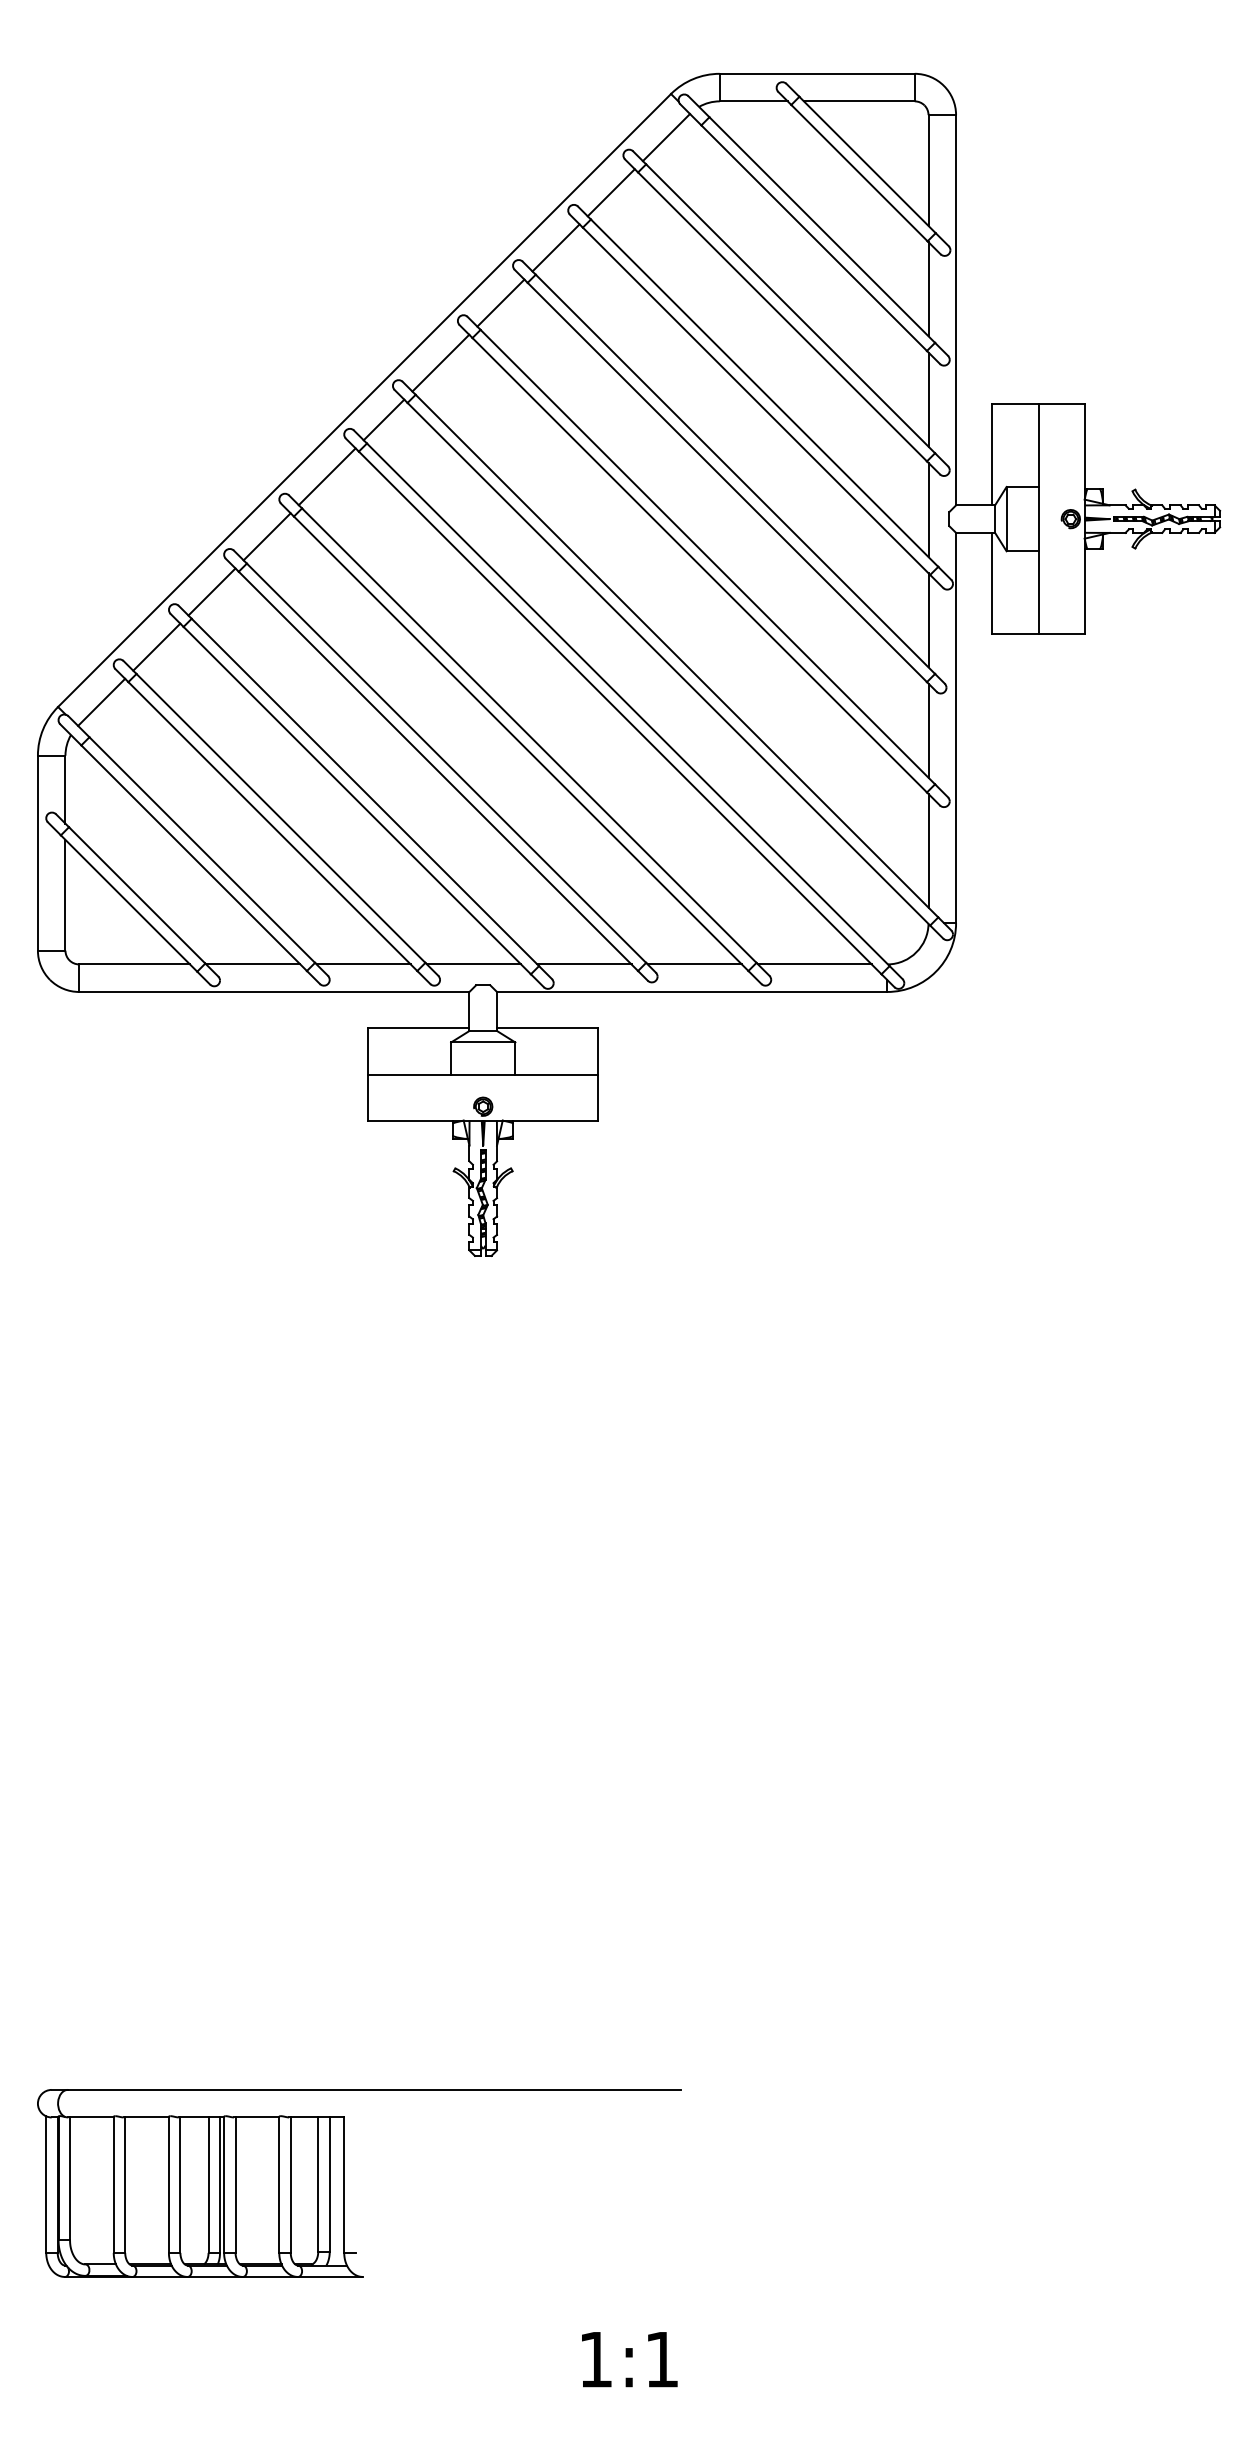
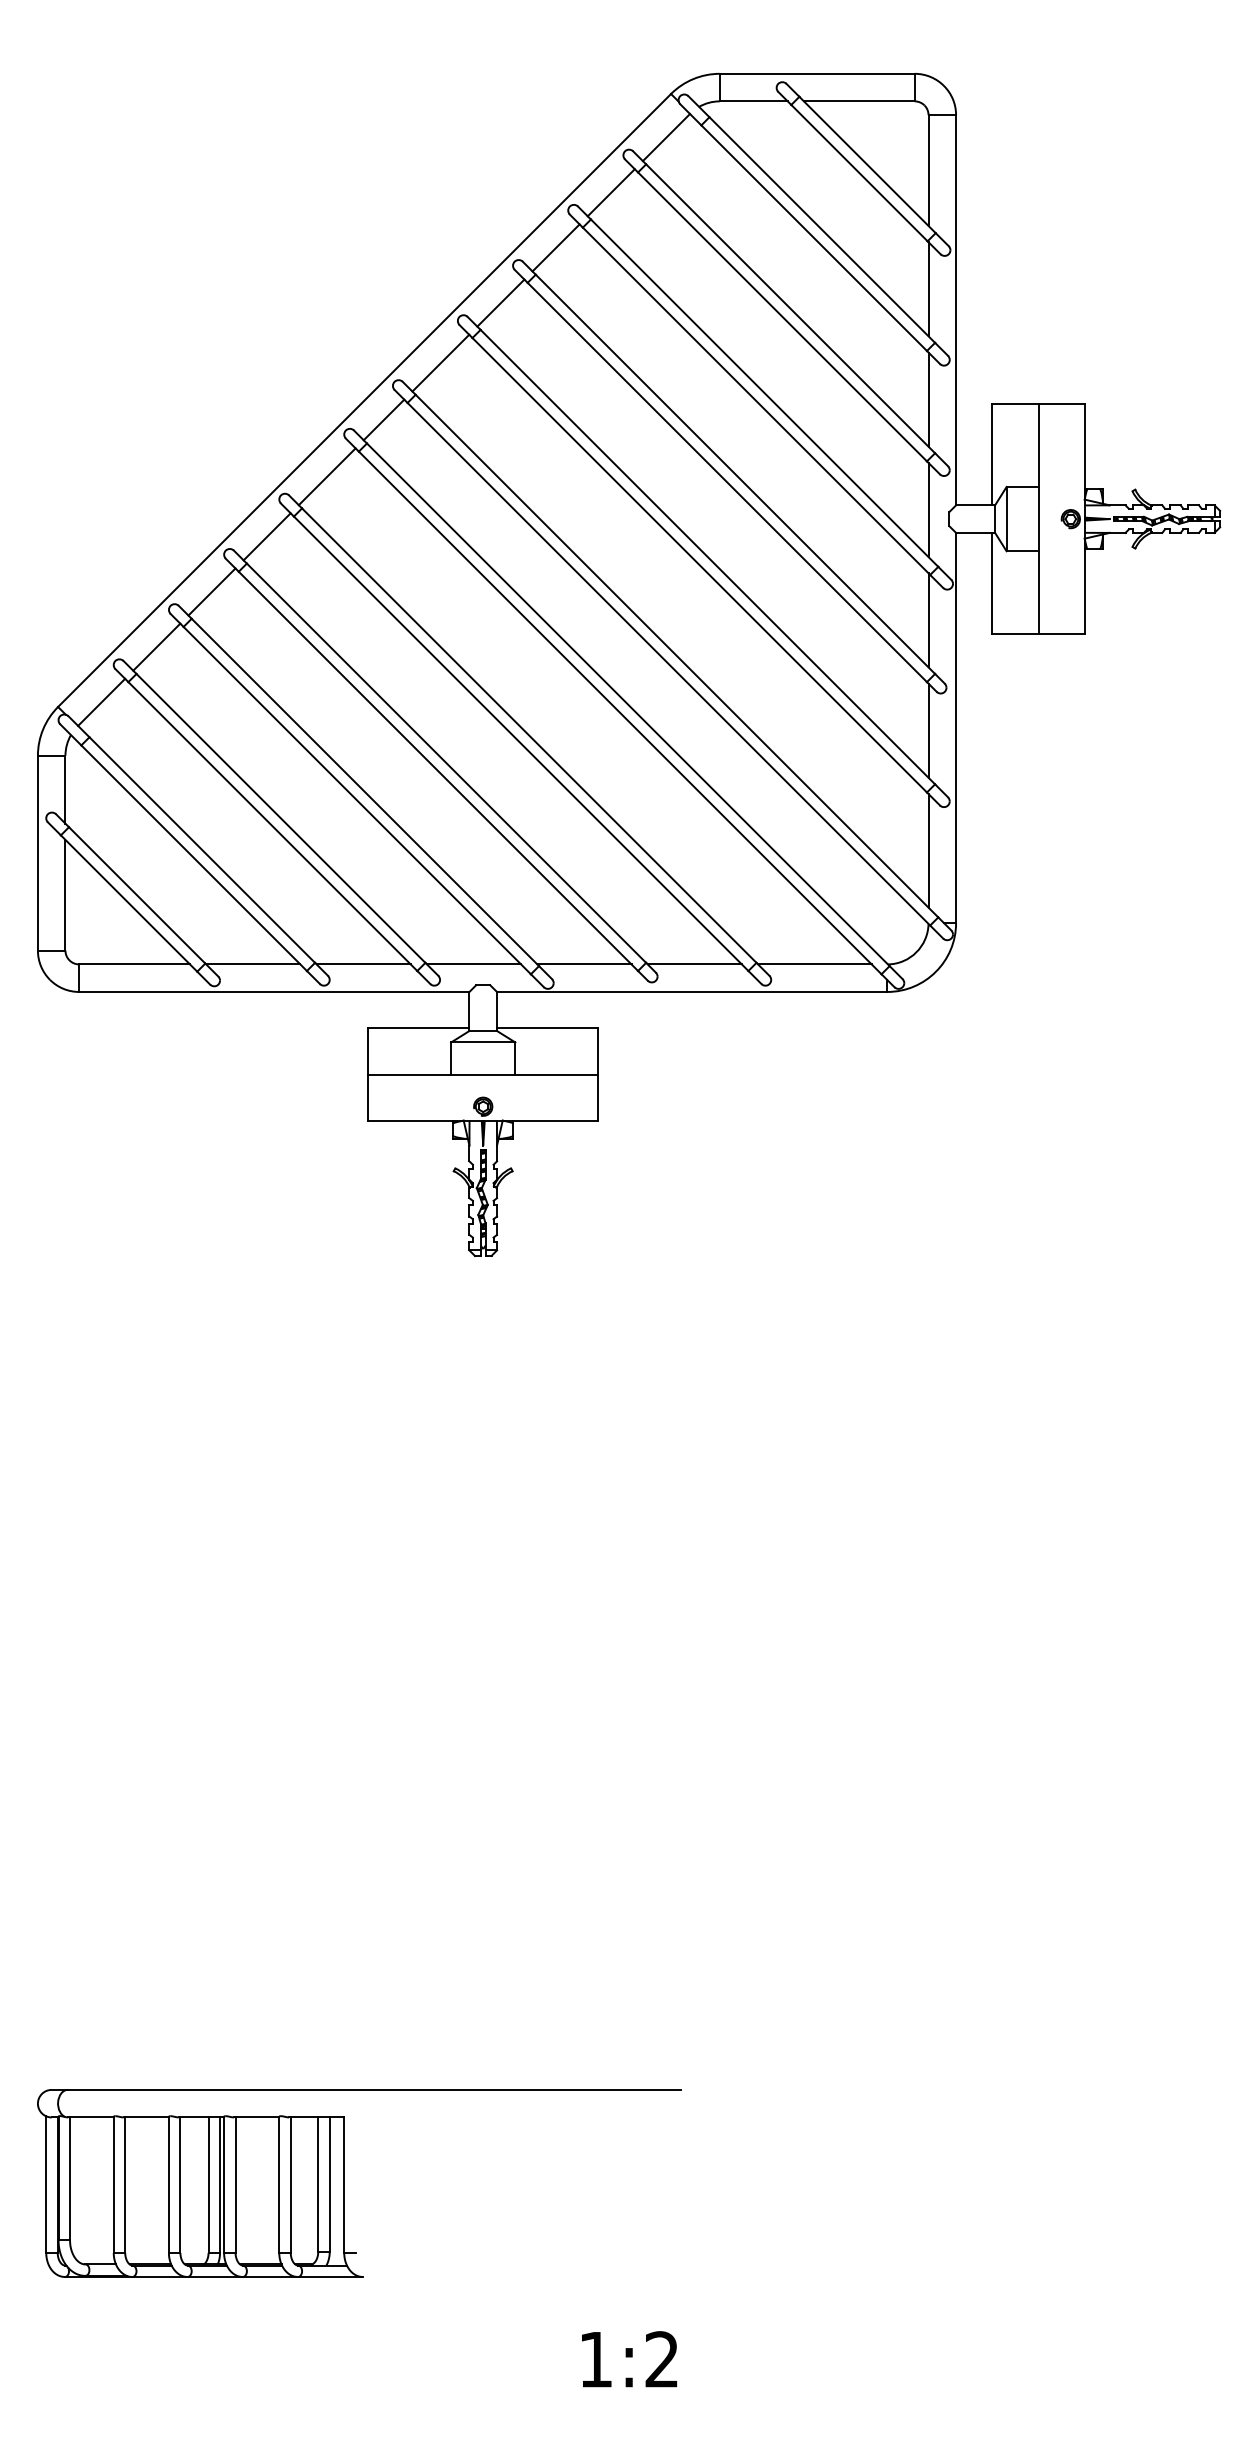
text: 1:1 -> 1:2 (661, 2359)
